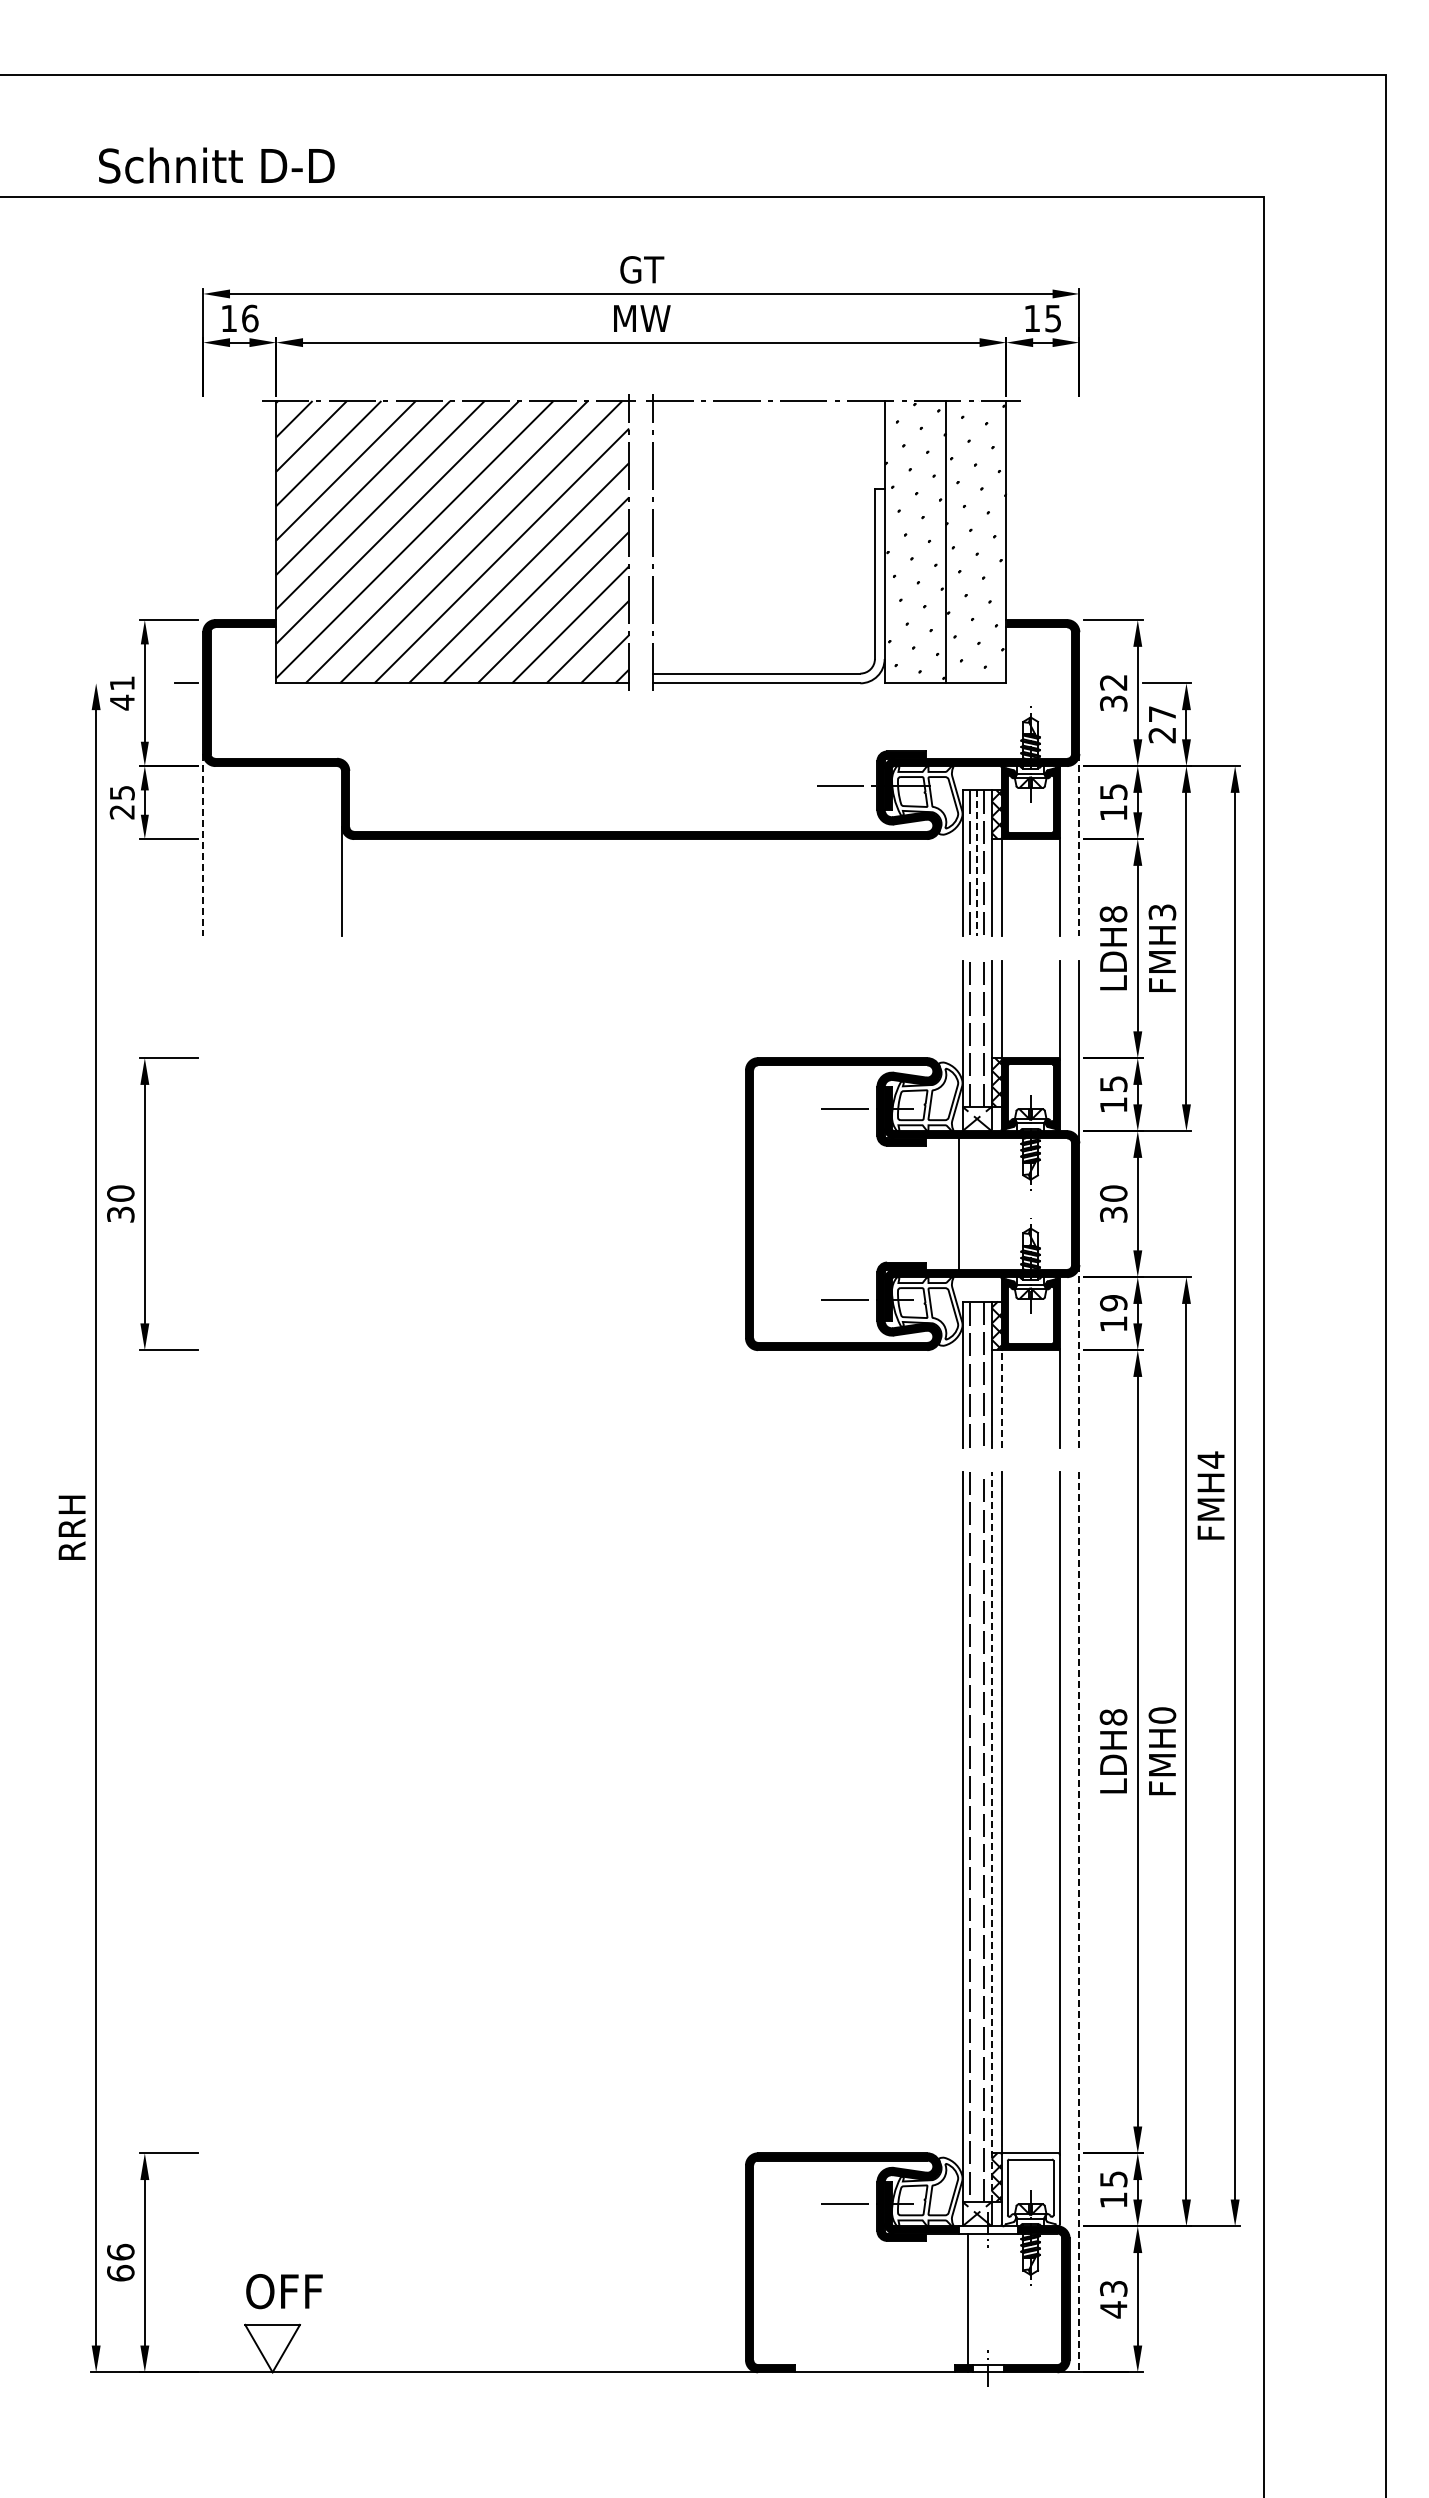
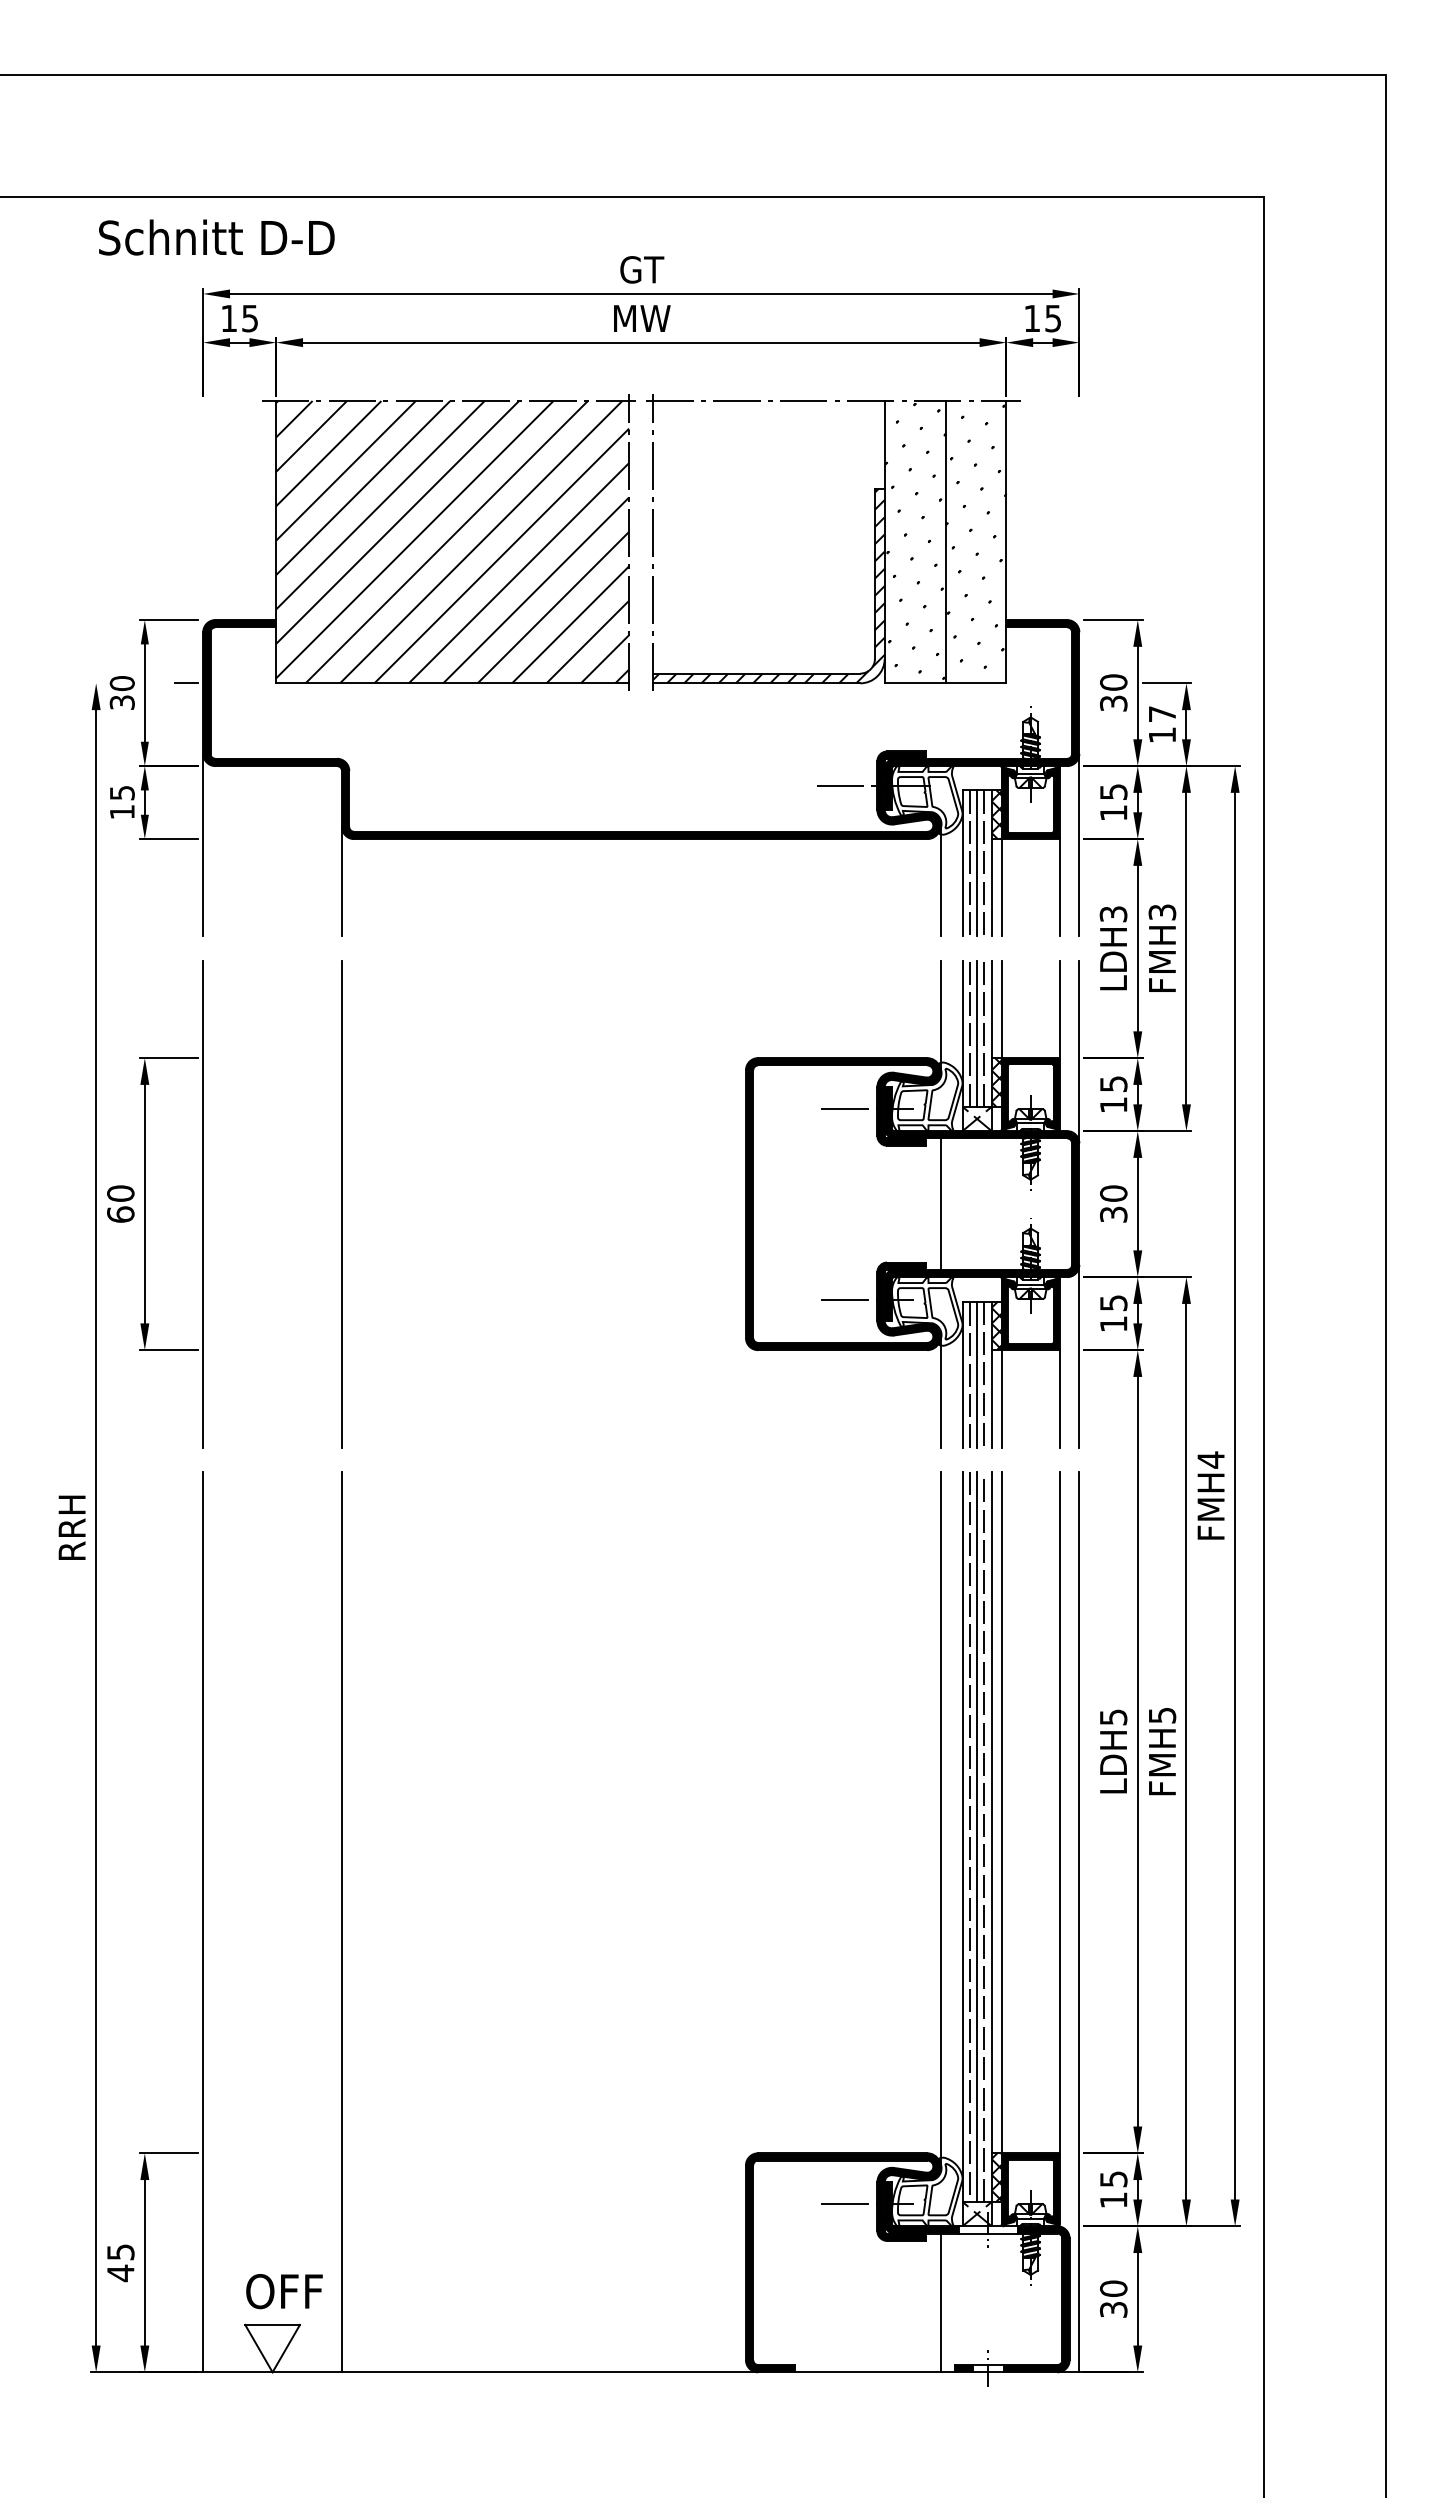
text position: (216, 165) -> (216, 237) (216, 237)
text: 16 -> 15 (250, 318)
hatch: none -> present (768, 585)
text: 32 -> 30 (1113, 682)
text: 41 -> 30 (121, 693)
text: 27 -> 17 (1161, 735)
text: 25 -> 15 (121, 812)
line: dashed -> solid (203, 845)
line: dashed -> solid (1079, 845)
line: dashed -> solid (977, 863)
line: none -> present (940, 880)
text: LDH8 -> LDH3 (1113, 914)
line: none -> present (940, 1015)
line: none -> present (977, 1033)
line: none -> present (203, 1203)
line position: (958, 1203) -> (940, 1203) (940, 1203)
line: none -> present (341, 1204)
text: 30 -> 60 (120, 1214)
text: 19 -> 15 (1113, 1303)
line: dashed -> solid (1079, 1355)
line: none -> present (977, 1374)
line: none -> present (940, 1392)
line: dashed -> solid (1001, 1398)
text: FMH0 -> FMH5 (1162, 1715)
text: LDH8 -> LDH5 (1113, 1717)
line: none -> present (940, 1818)
line: none -> present (977, 1836)
line: dashed -> solid (991, 1836)
line: none -> present (203, 1921)
line: none -> present (341, 1921)
line: dashed -> solid (1079, 1922)
fill: none -> present (1030, 2189)
text: 66 -> 45 (120, 2262)
text: 43 -> 30 (1113, 2299)
line position: (967, 2302) -> (940, 2302) (940, 2302)
